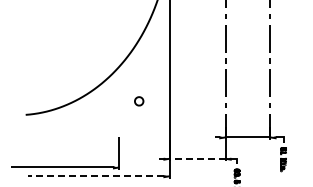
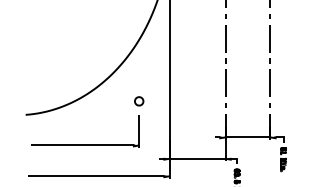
line: dashed -> solid (197, 158)
part position: (65, 166) -> (85, 144) (85, 144)
line: dashed -> solid (95, 176)
